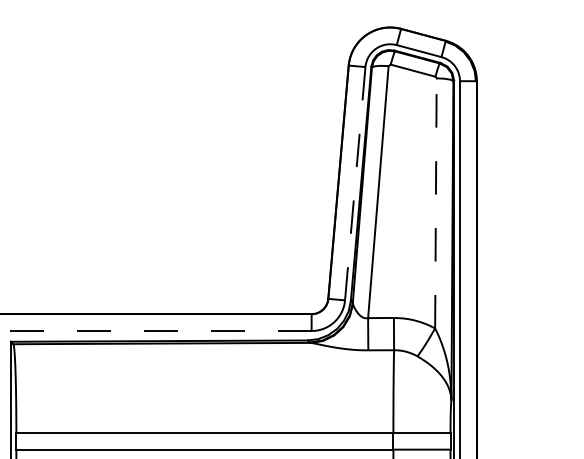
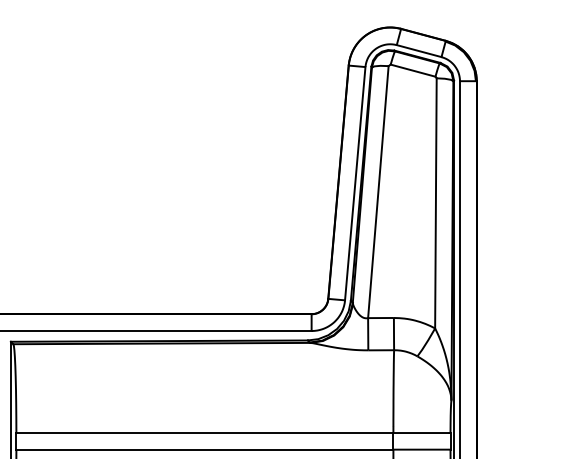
line: dashed -> solid (355, 184)
line: dashed -> solid (435, 202)
line: dashed -> solid (155, 331)
